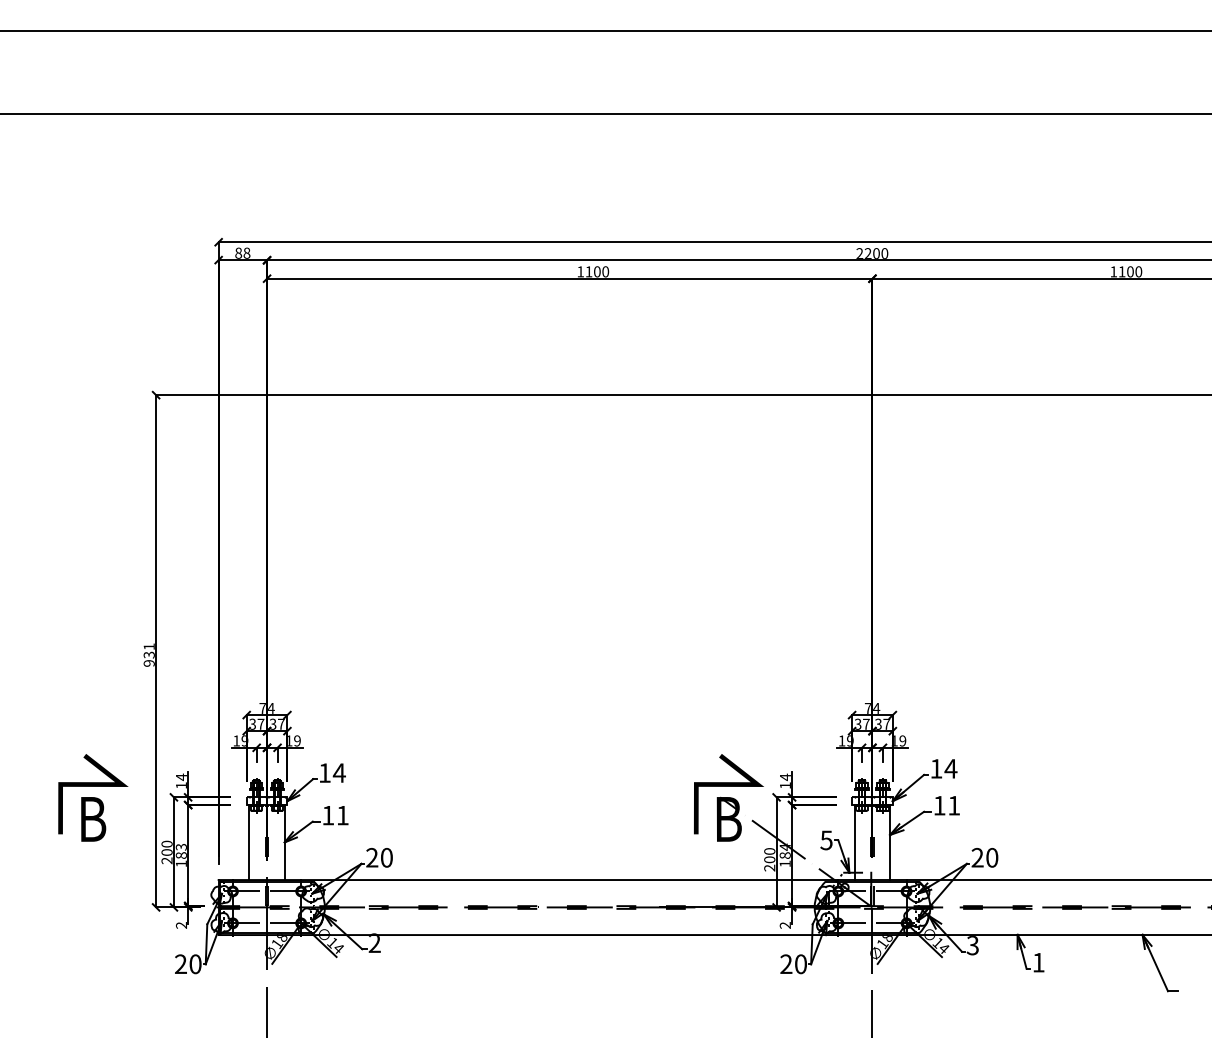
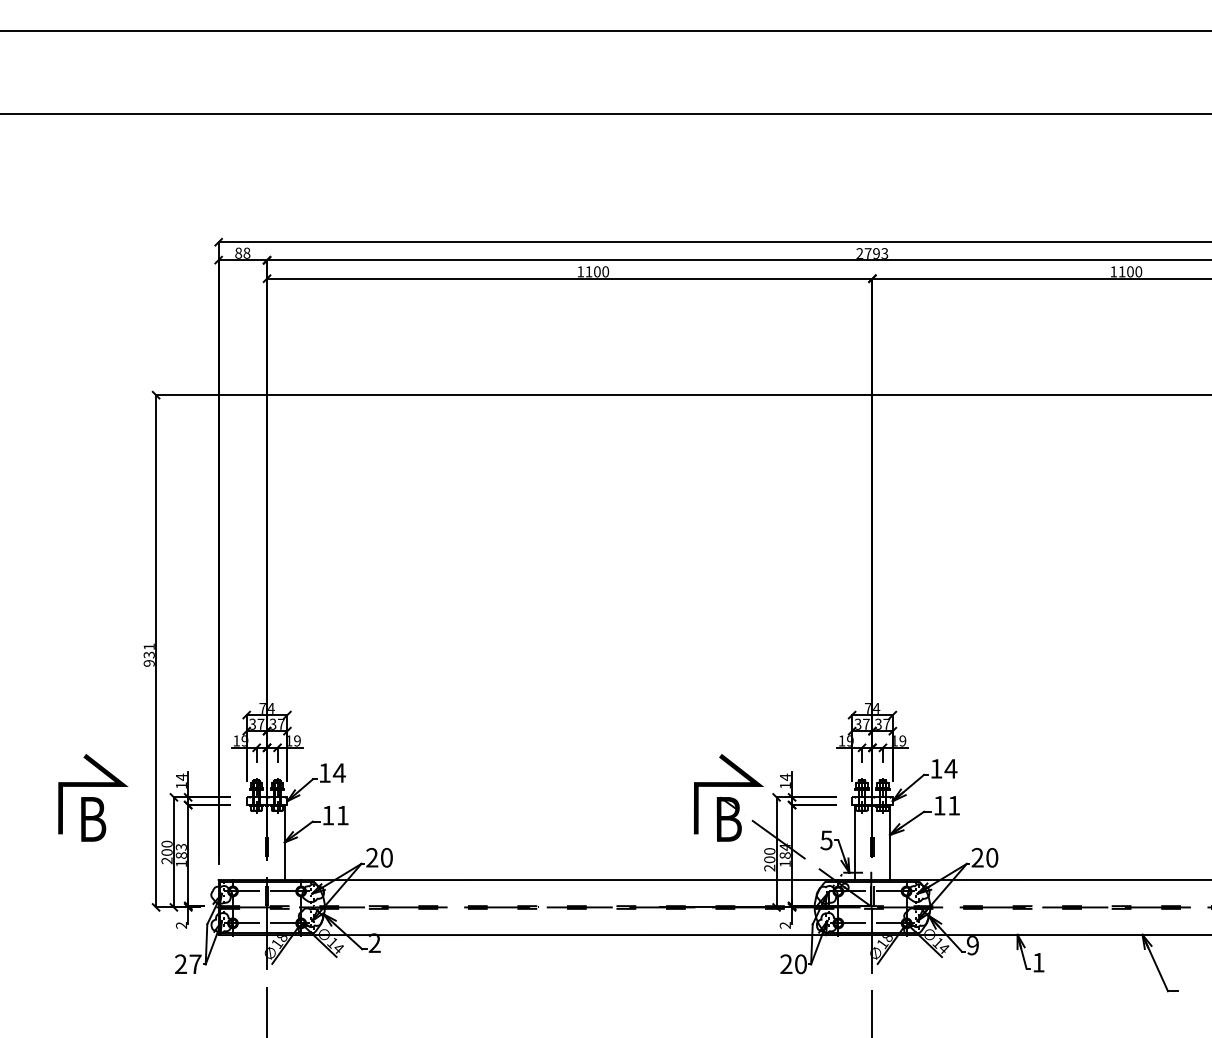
text: 2200 -> 2793 (876, 253)
line: present -> none (249, 842)
text: 3 -> 9 (972, 945)
text: 20 -> 27 (195, 964)
